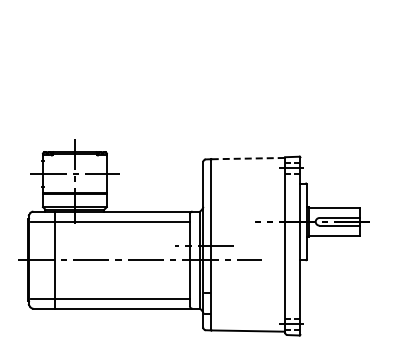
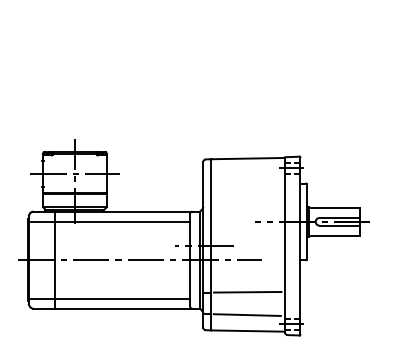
line: dashed -> solid (248, 158)
line: none -> present (247, 291)
line: none -> present (246, 314)
